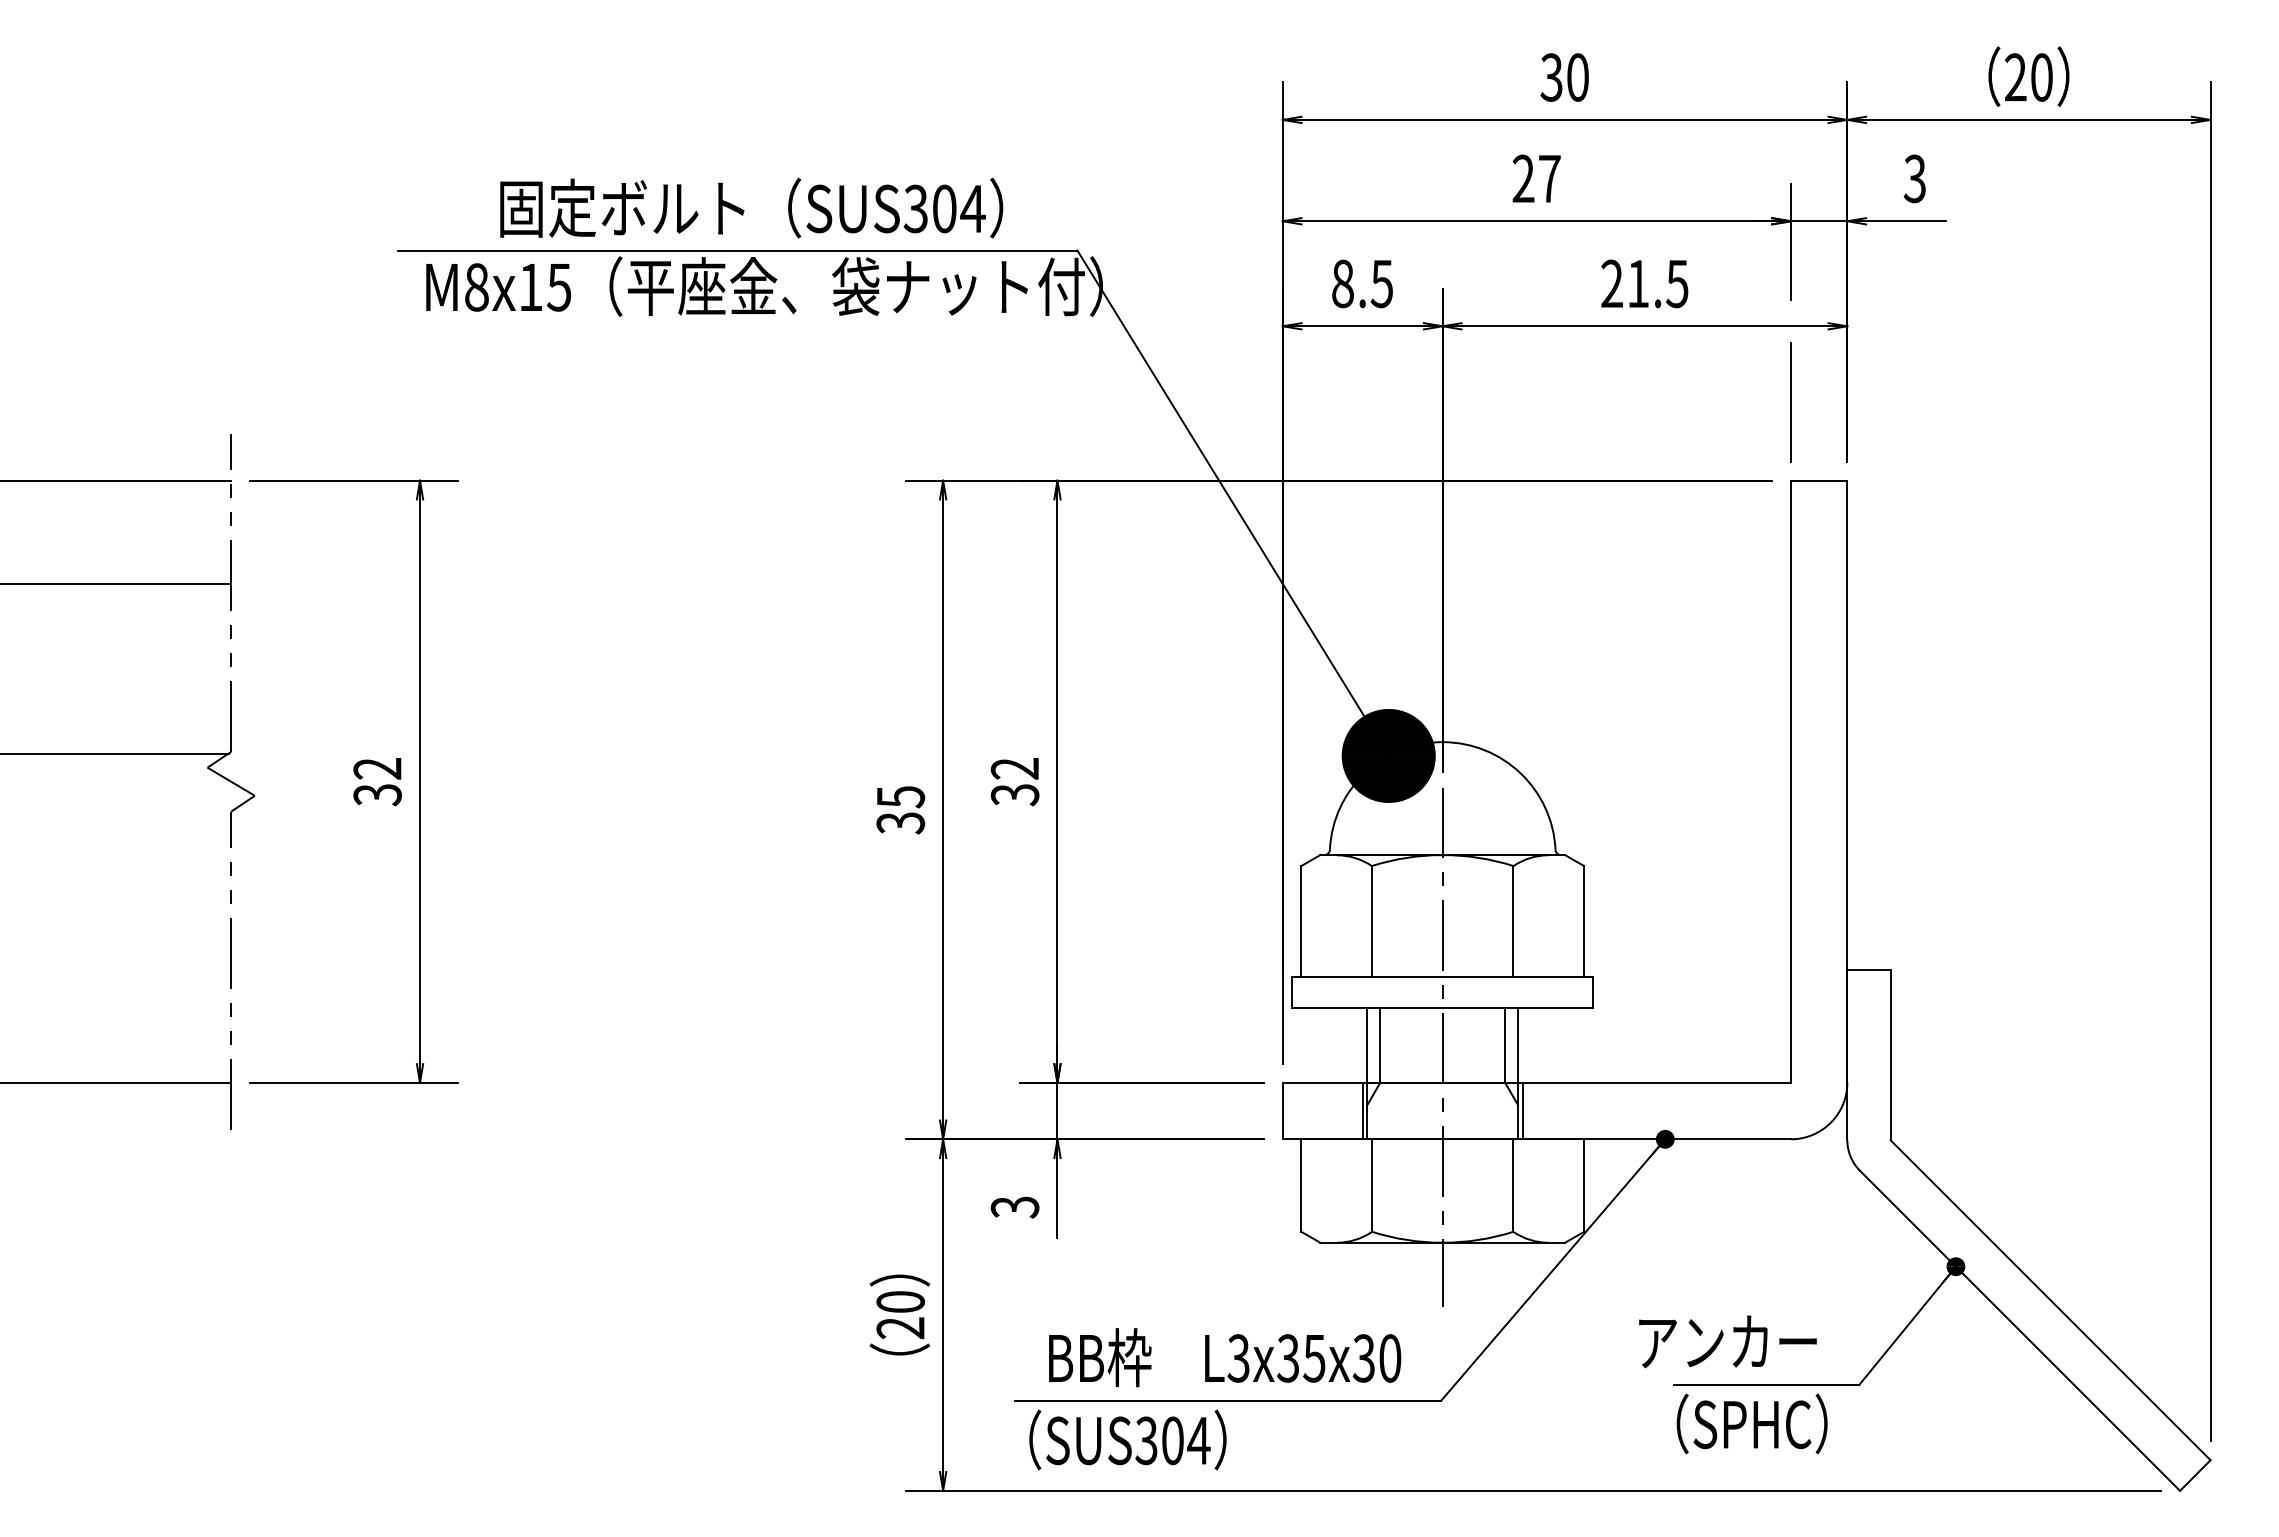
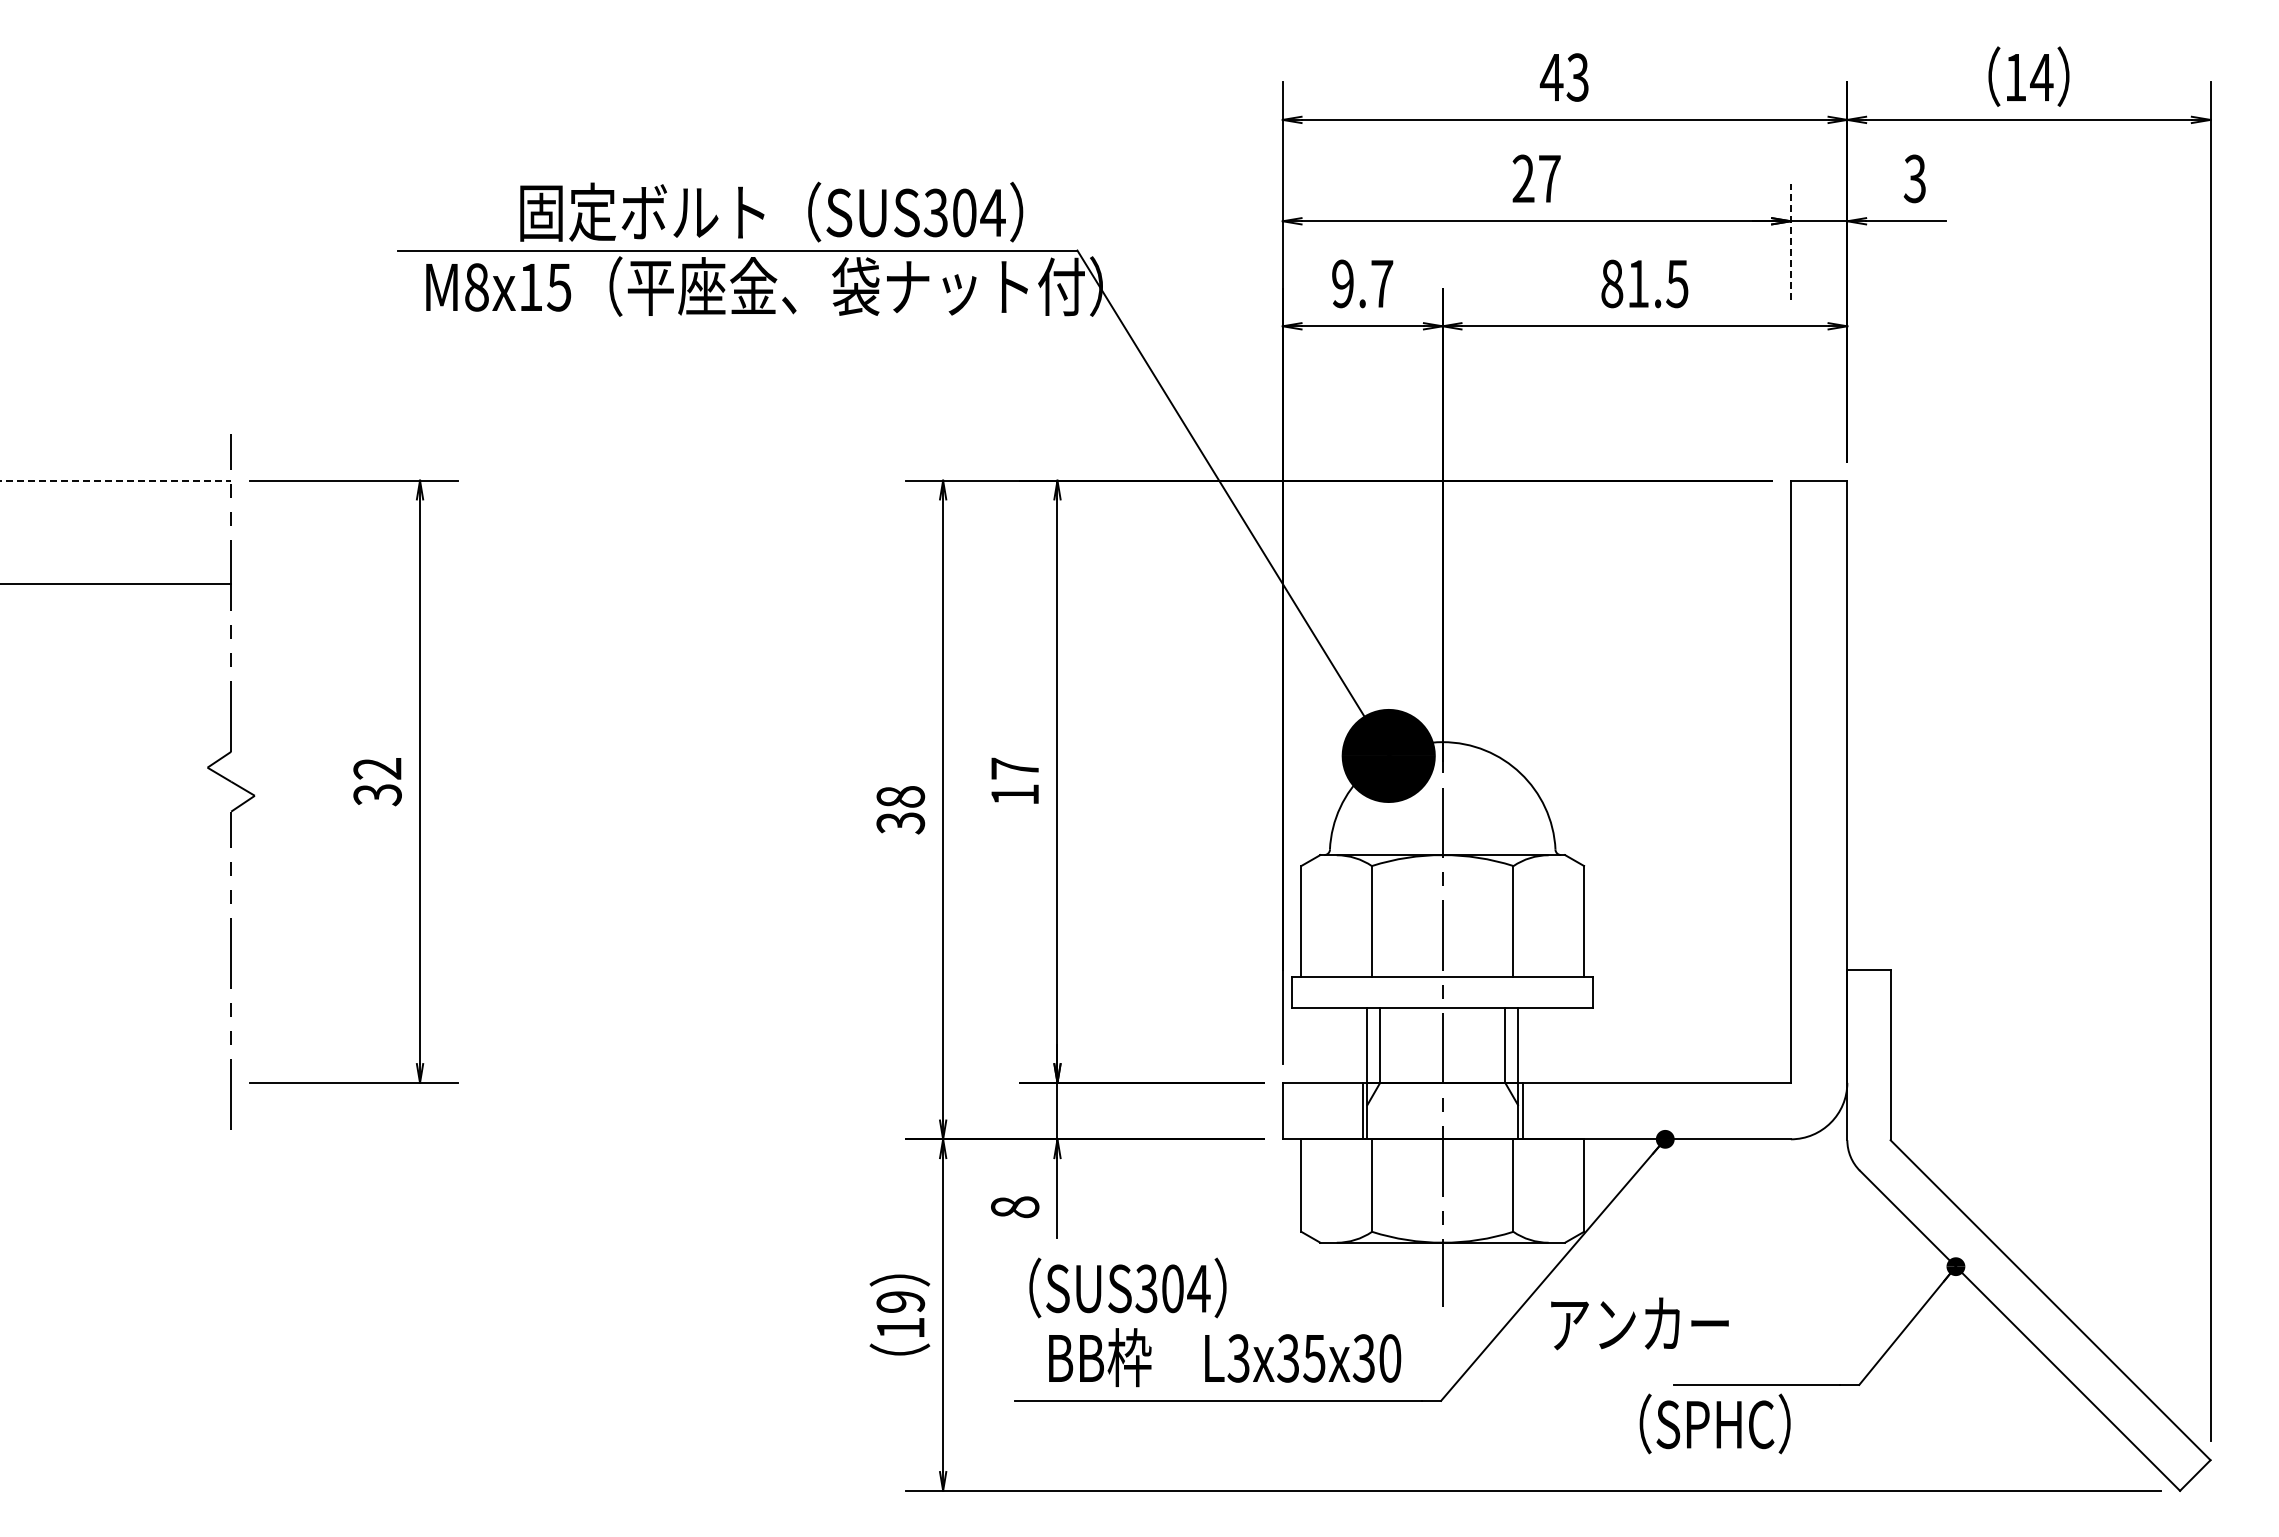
text: 30 -> 43 (1563, 77)
text: 20 -> 14 (2029, 77)
text position: (751, 207) -> (771, 211) (771, 211)
line: solid -> dashed (1790, 241)
text: 8.5 -> 9.7 (1362, 283)
text: 21.5 -> 81.5 (1612, 283)
line: present -> none (1790, 402)
line: solid -> dashed (116, 480)
line: present -> none (115, 753)
text: 32 -> 17 (1014, 781)
text: 35 -> 38 (900, 797)
line: present -> none (116, 1082)
text: 3 -> 8 (1014, 1207)
text: 20 -> 19 (900, 1315)
text position: (1727, 1341) -> (1639, 1323) (1639, 1323)
text position: (1751, 1423) -> (1714, 1423) (1714, 1423)
text position: (1127, 1439) -> (1127, 1287) (1127, 1287)
